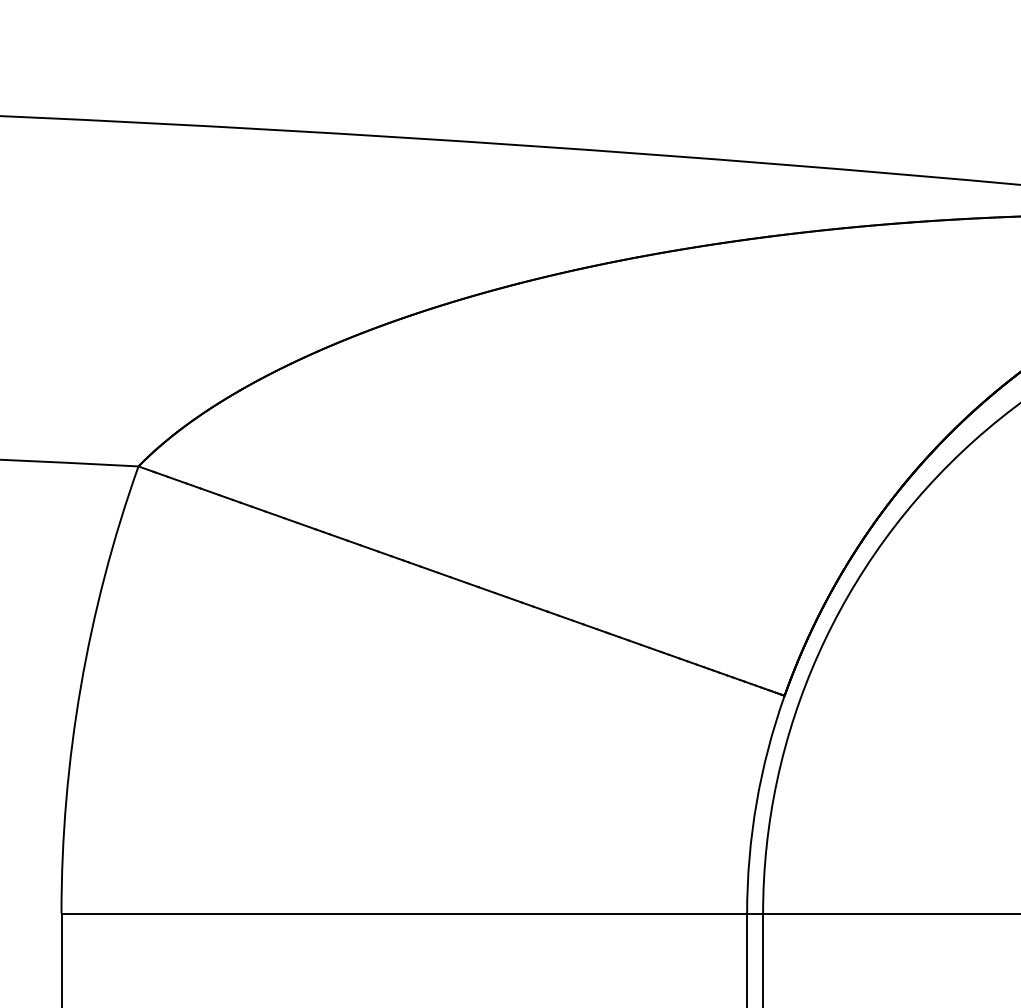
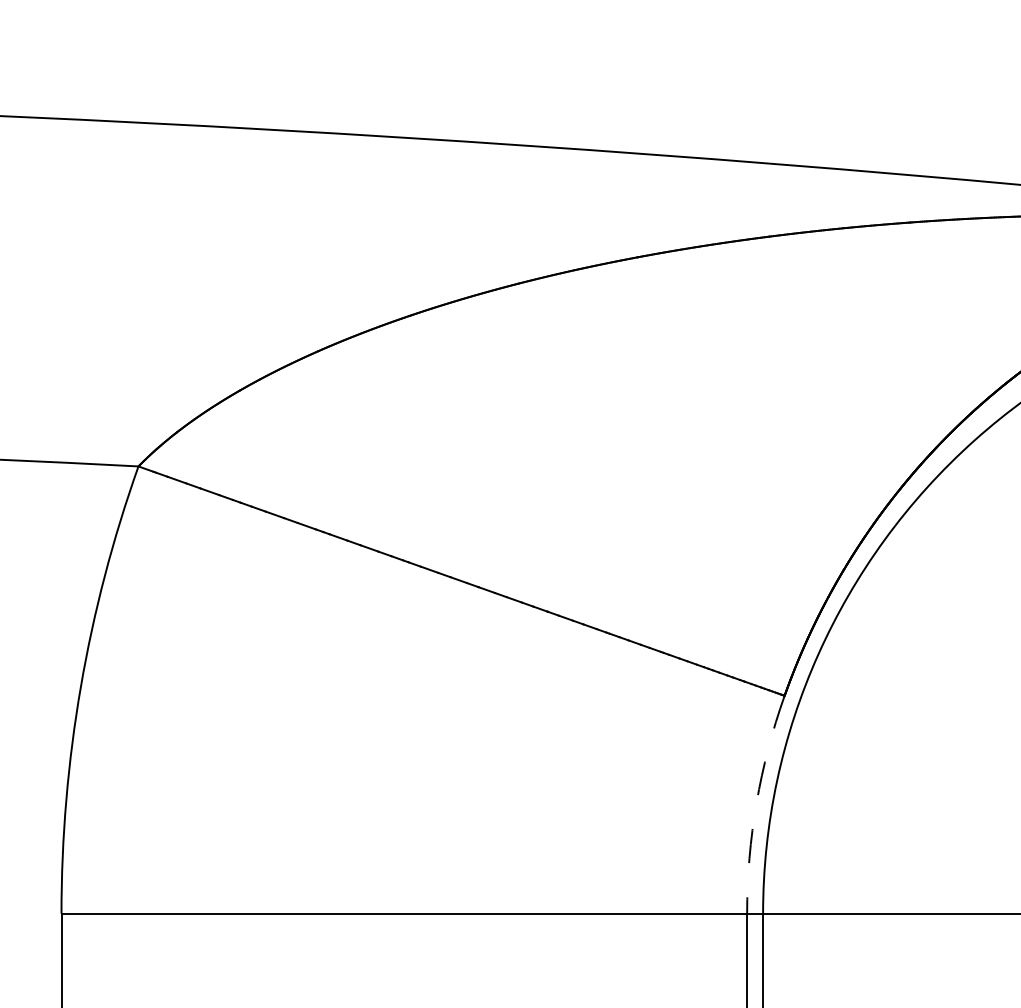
arc: solid -> dashed (756, 803)
